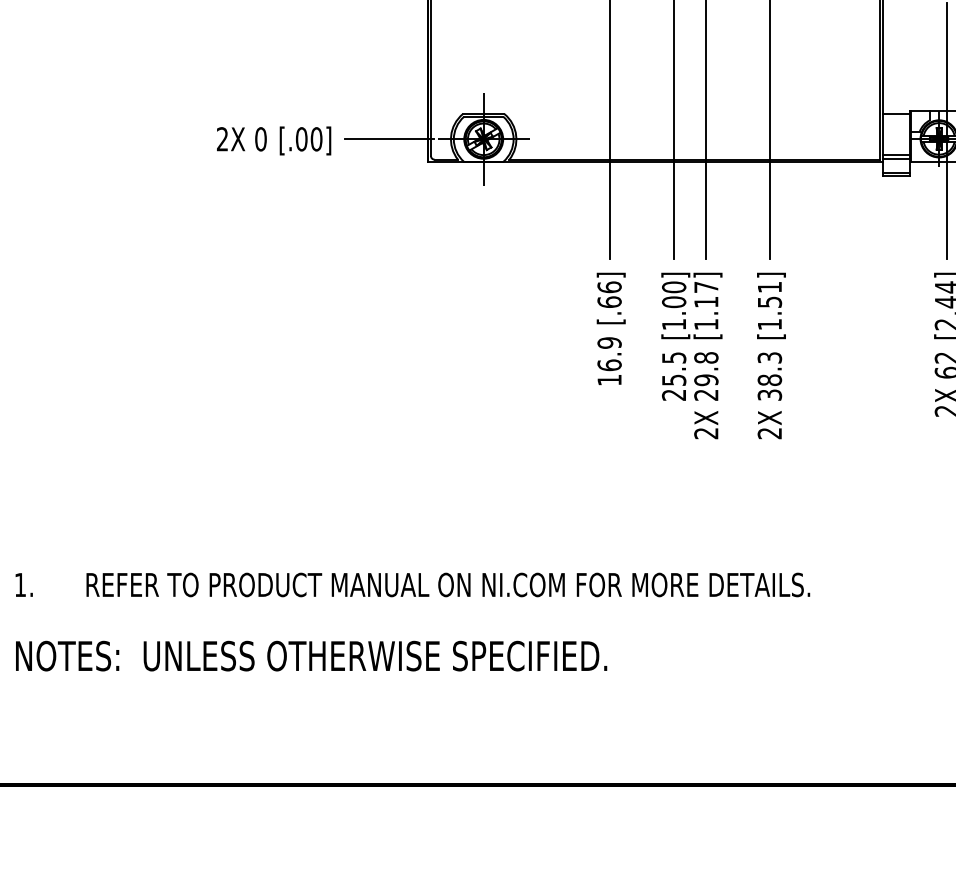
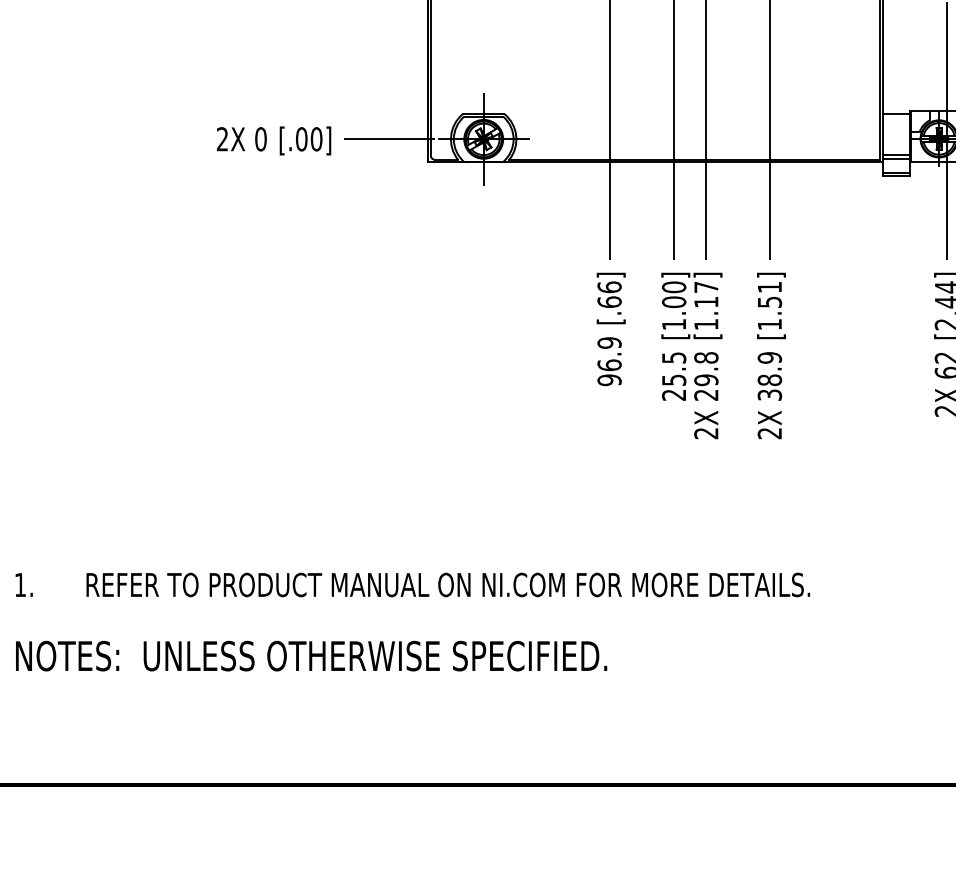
text: 38.3 -> 38.9 (769, 357)
text: 16.9 -> 96.9 (609, 380)
